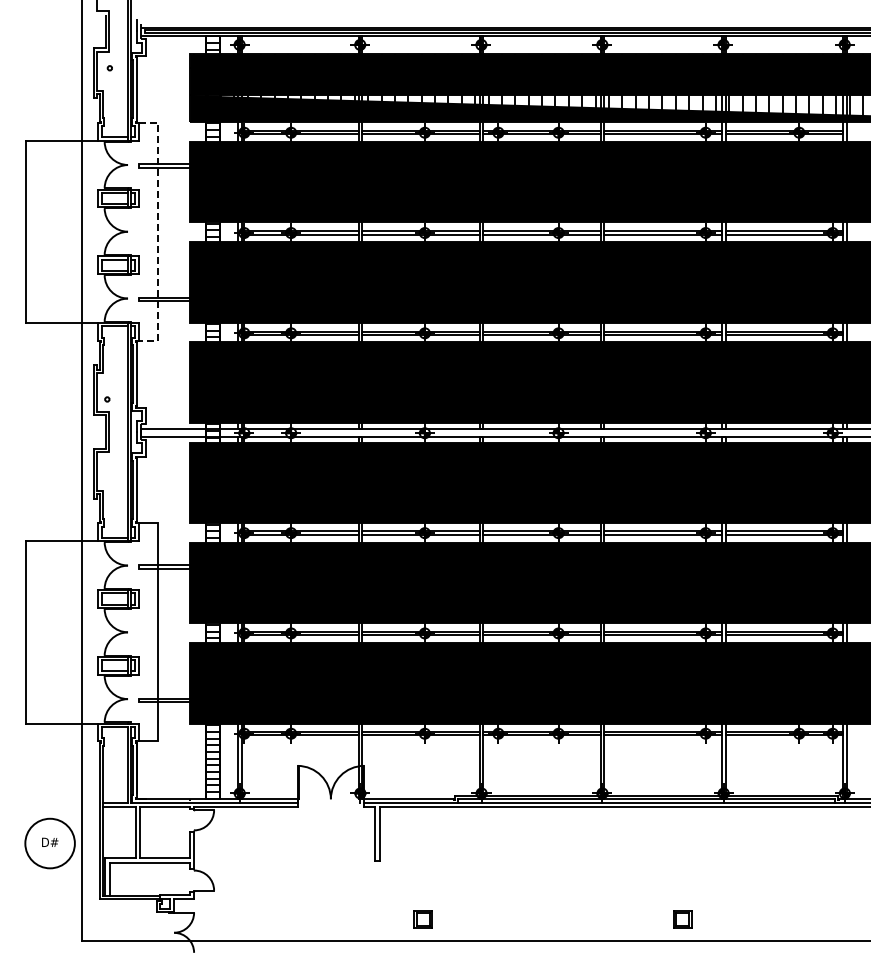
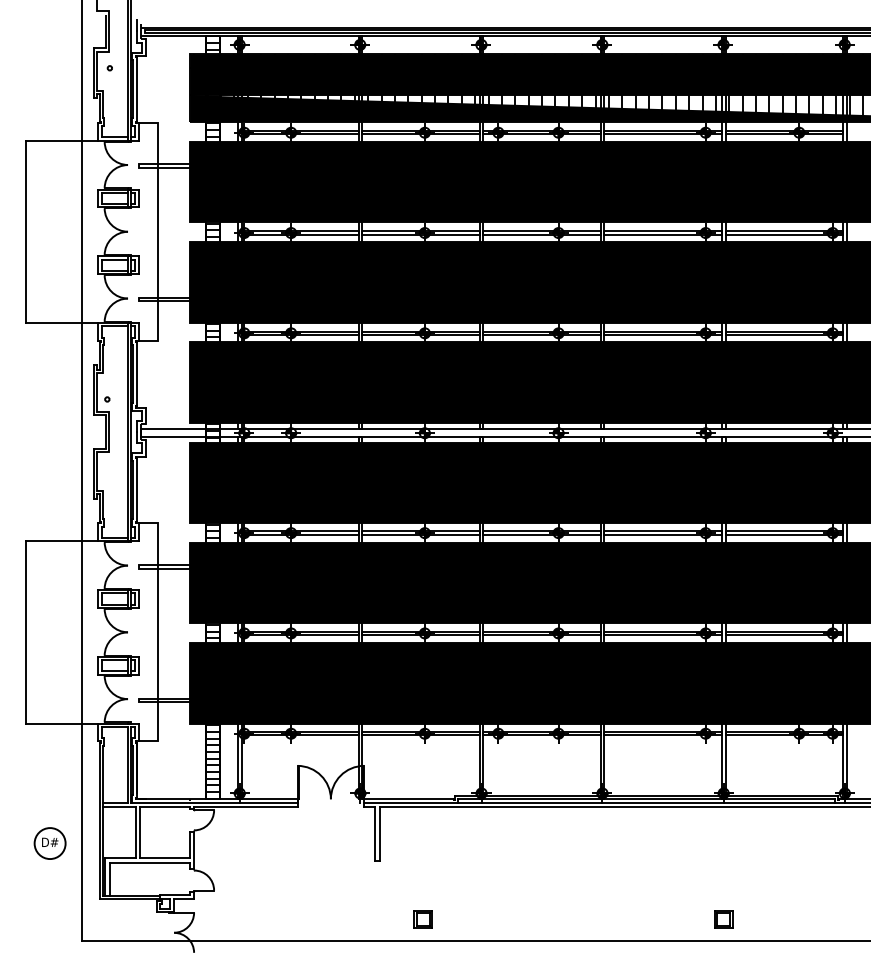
line: dashed -> solid (158, 232)
circle diameter: 50 px -> 31 px (49, 843)
part position: (682, 919) -> (723, 919) (723, 919)
